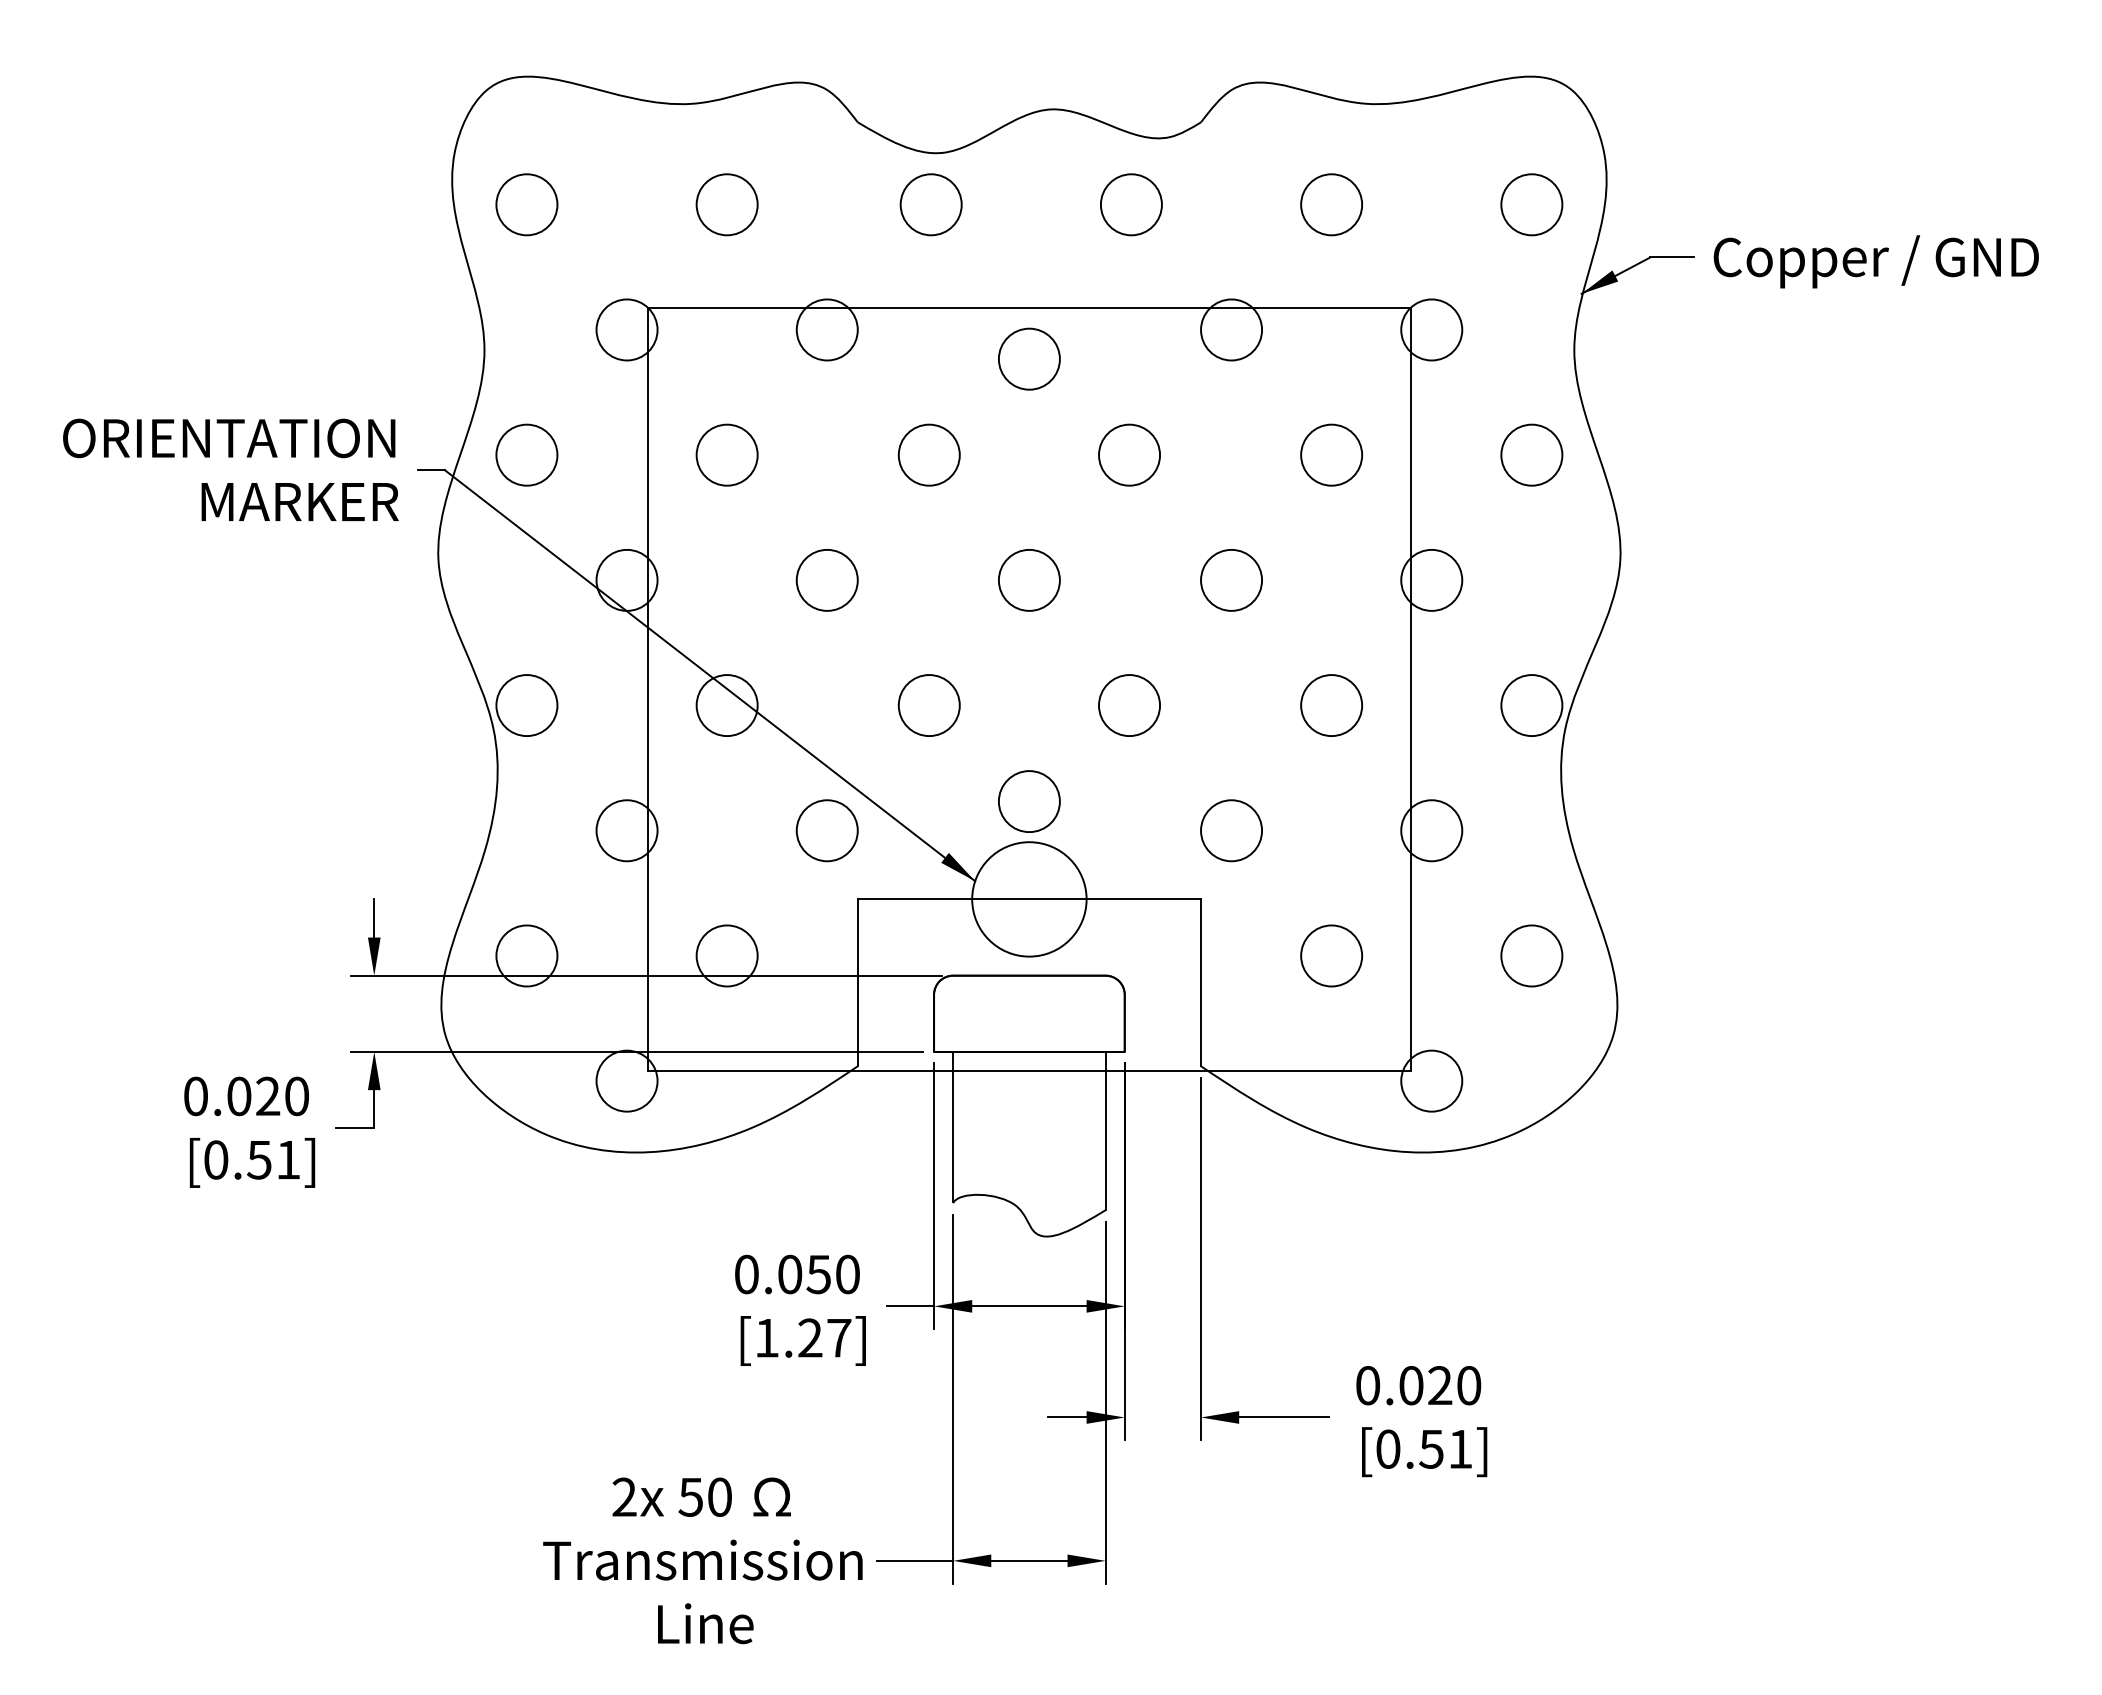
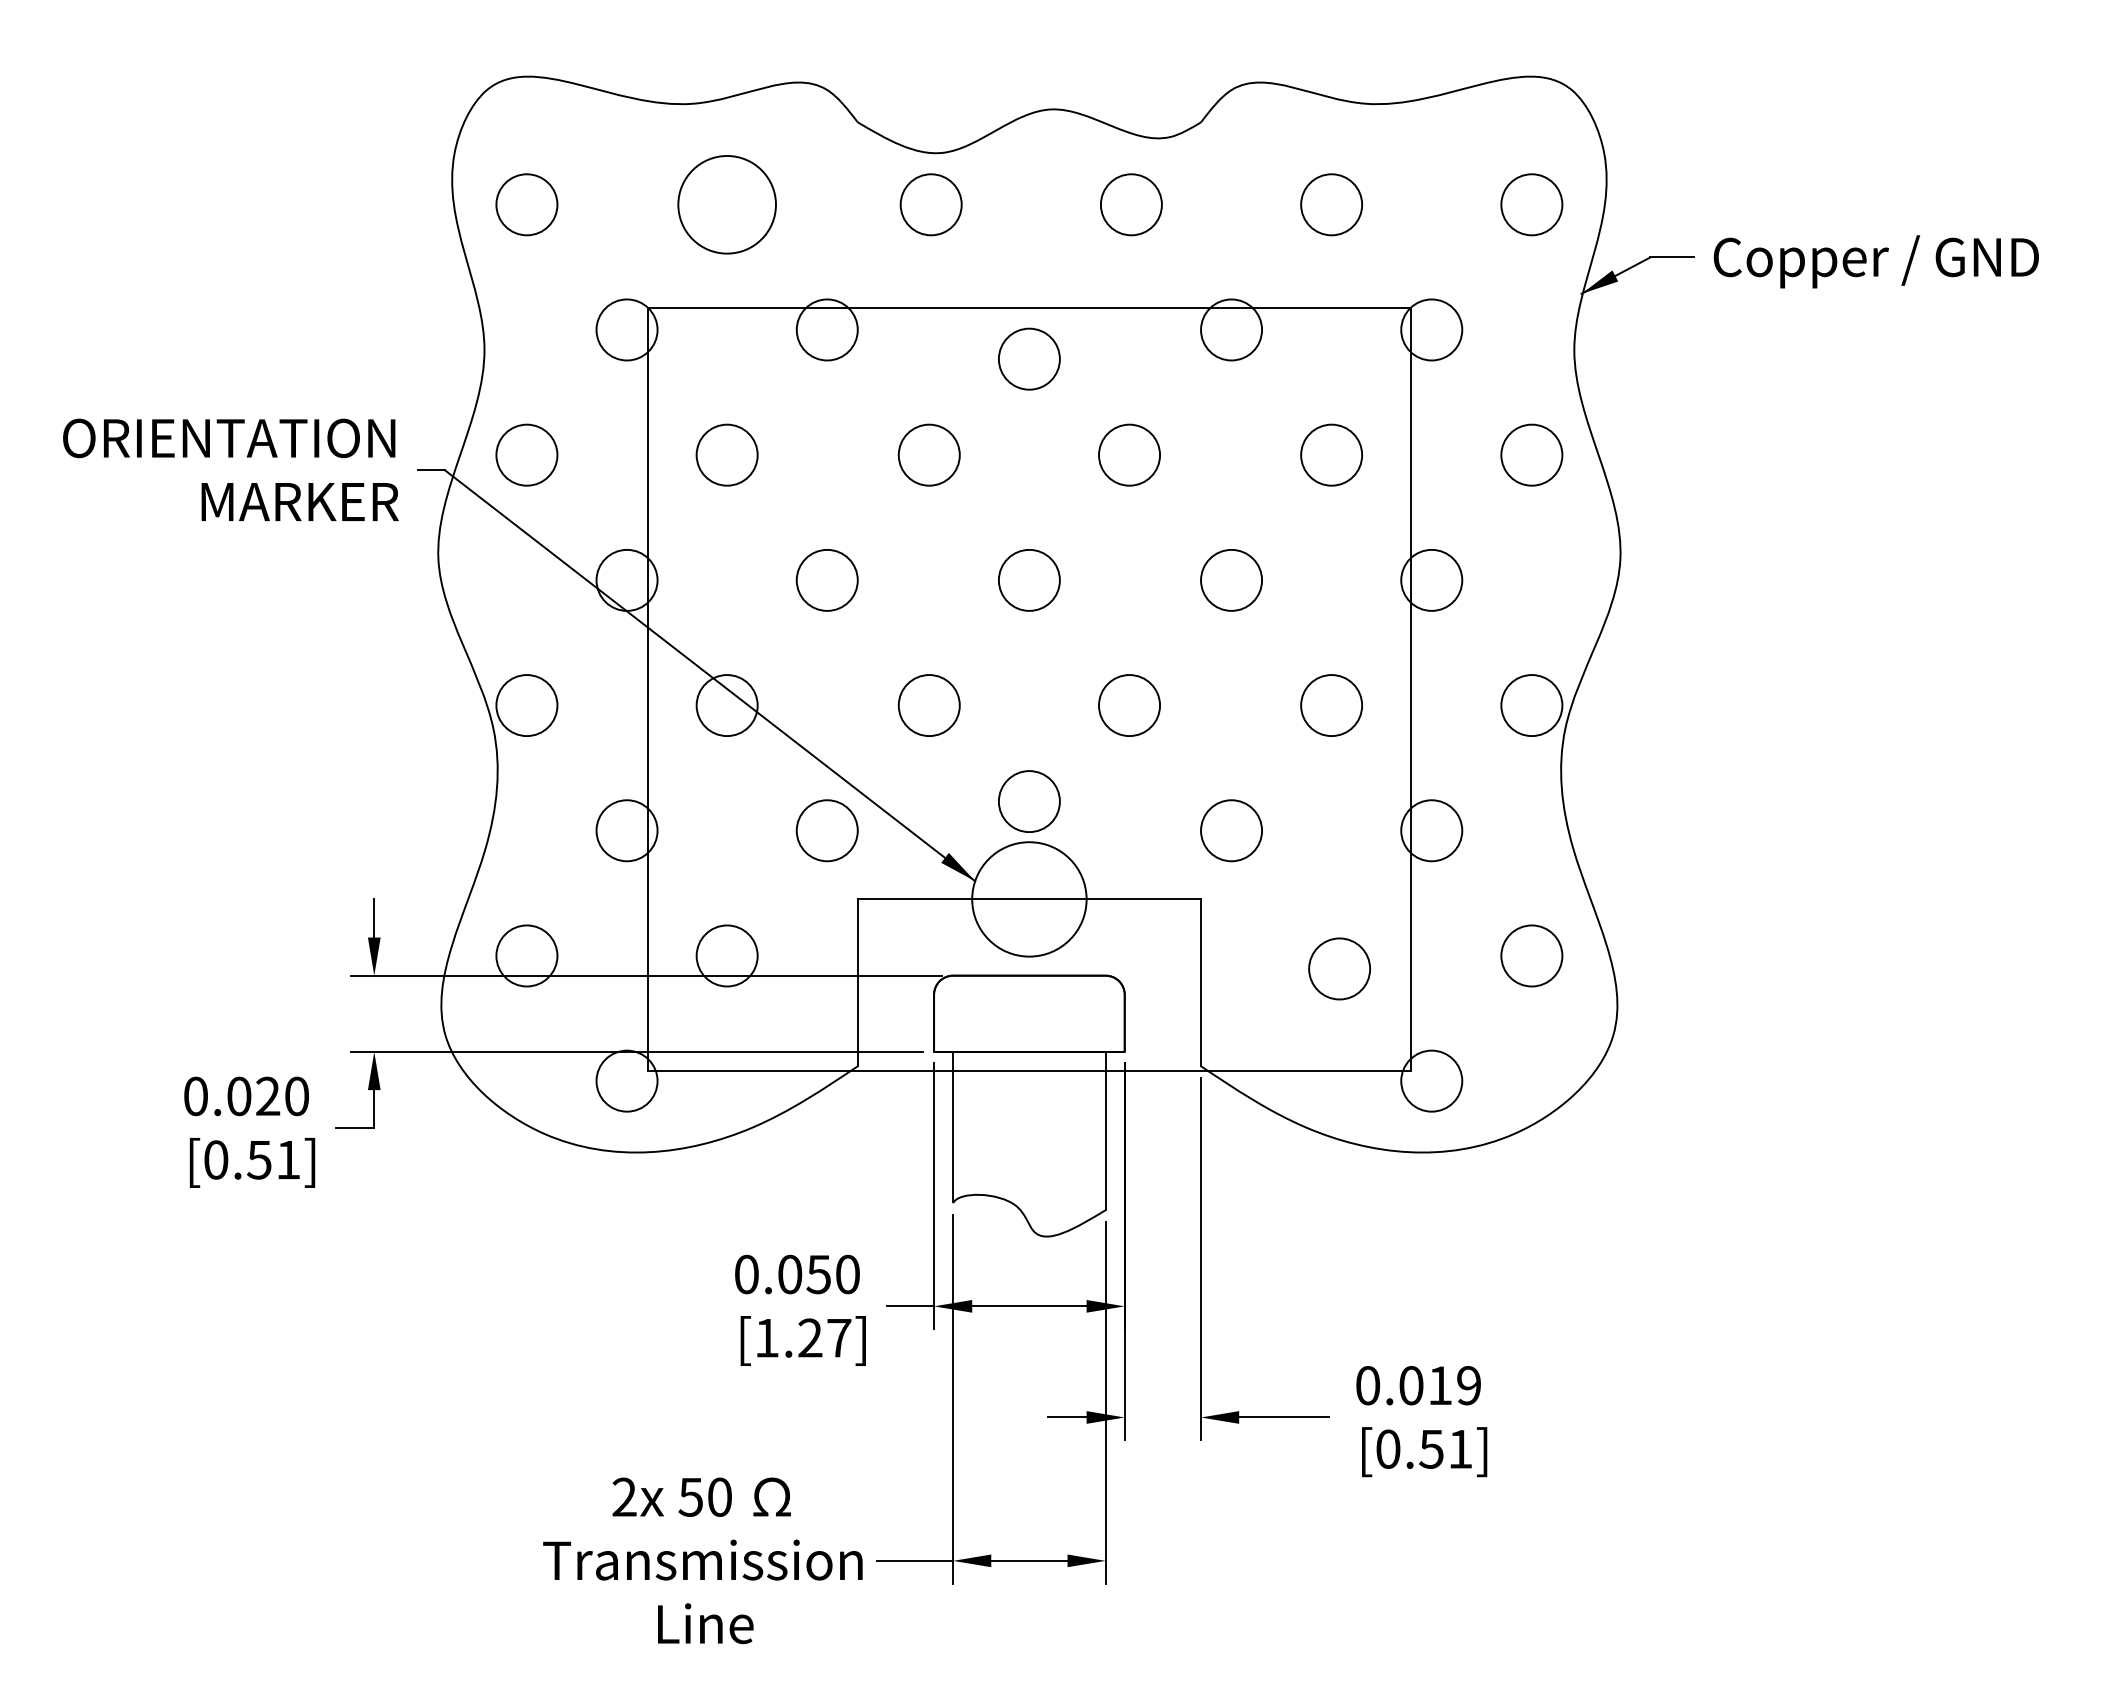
circle diameter: 61 px -> 98 px (726, 204)
circle position: (1331, 955) -> (1339, 968) (1339, 968)
text: 0.020 -> 0.019 (1454, 1385)
